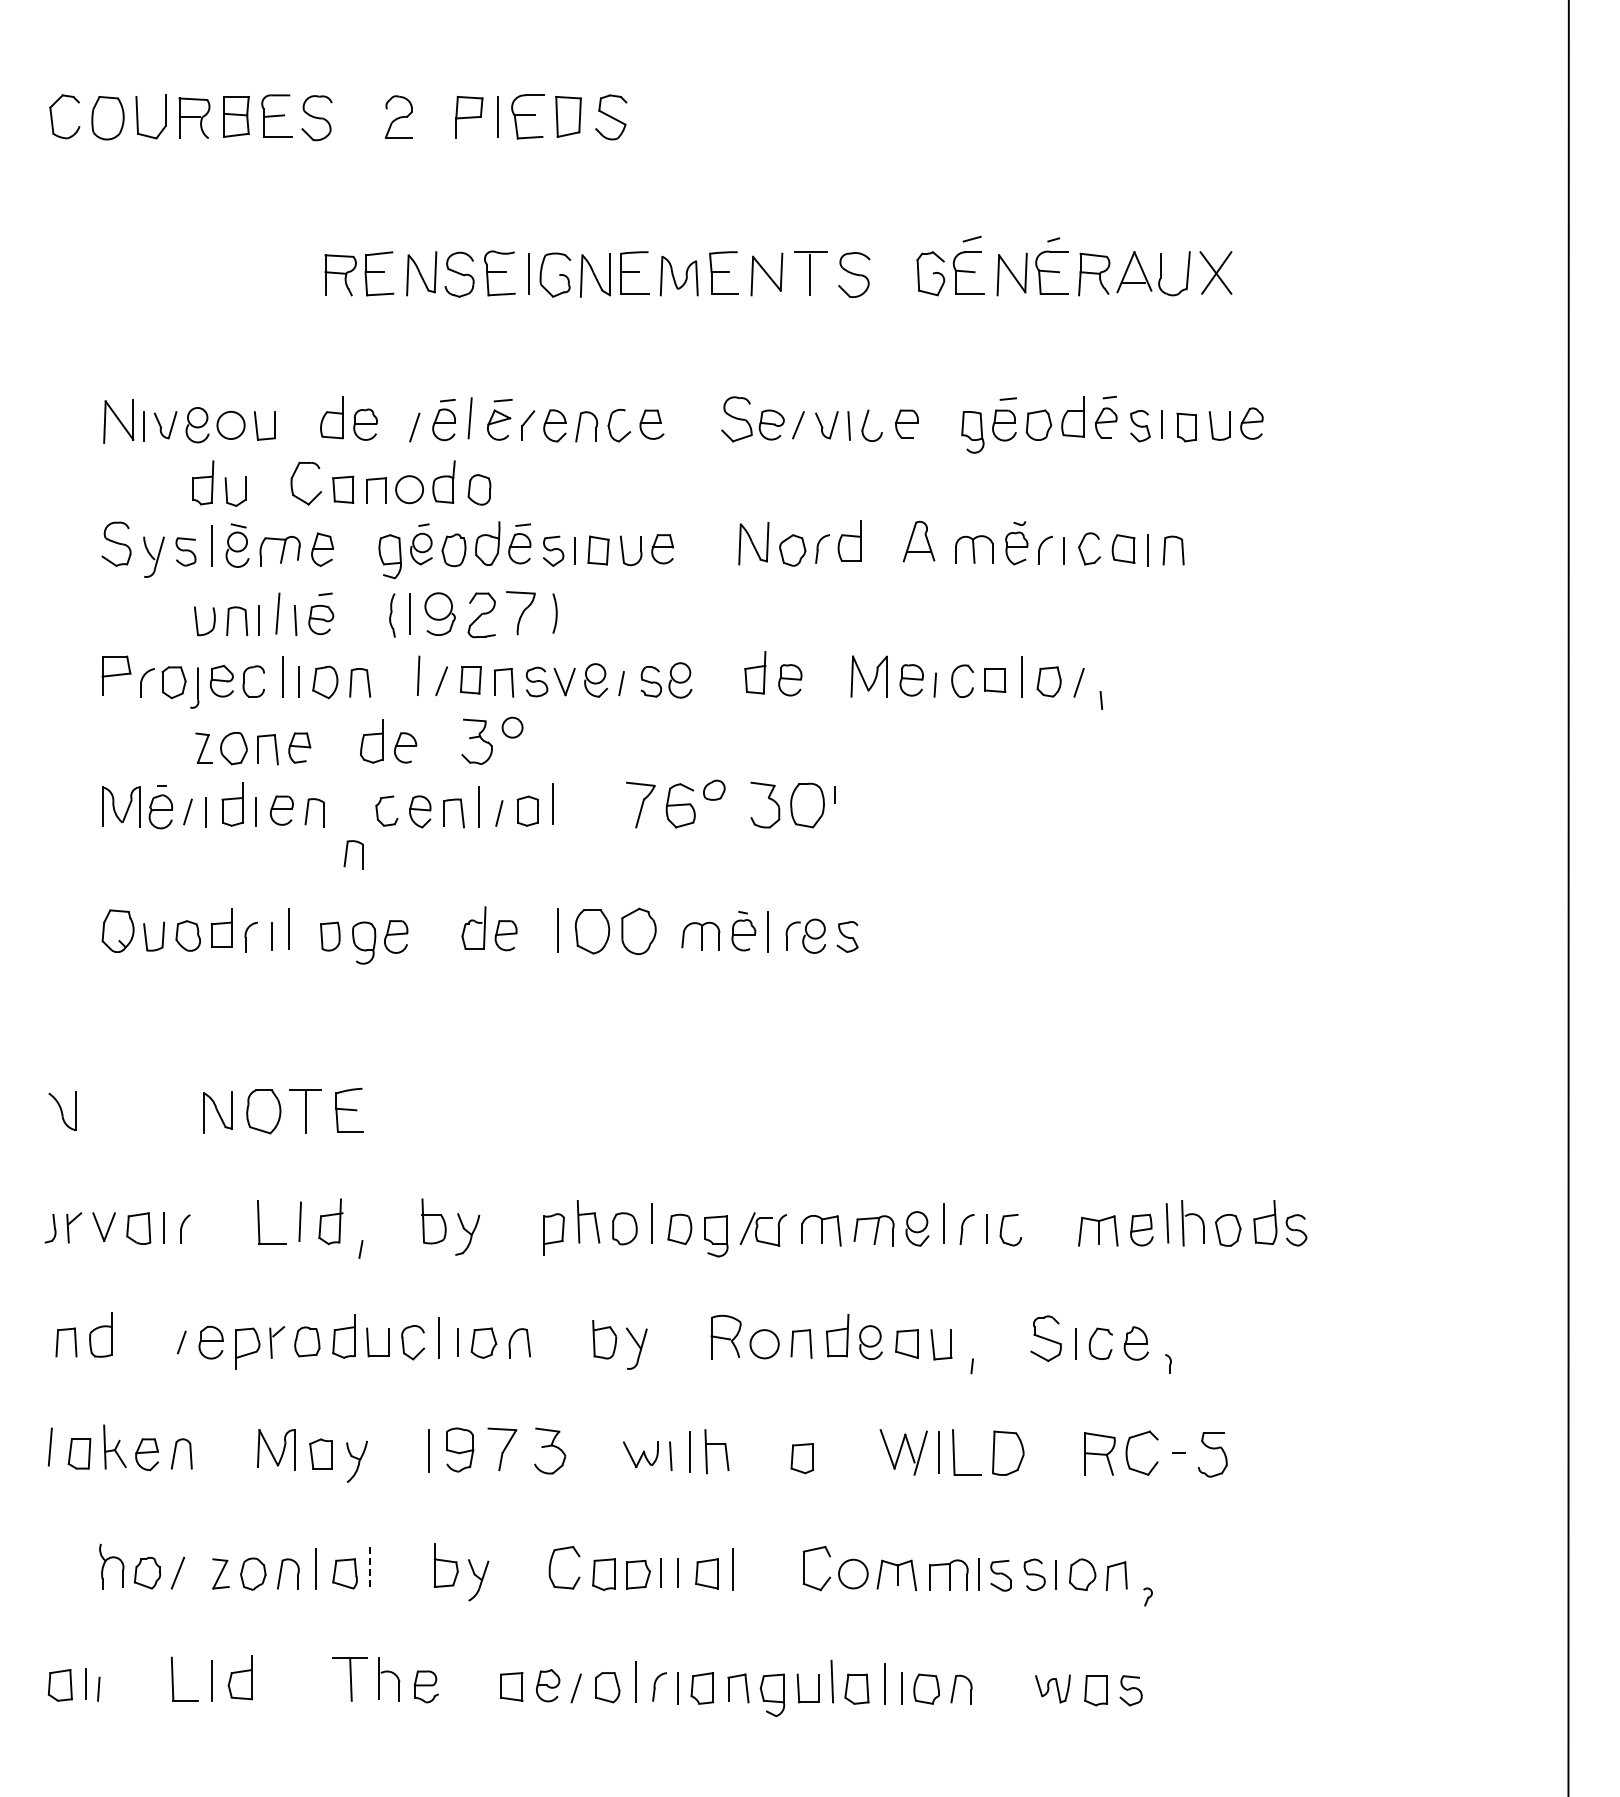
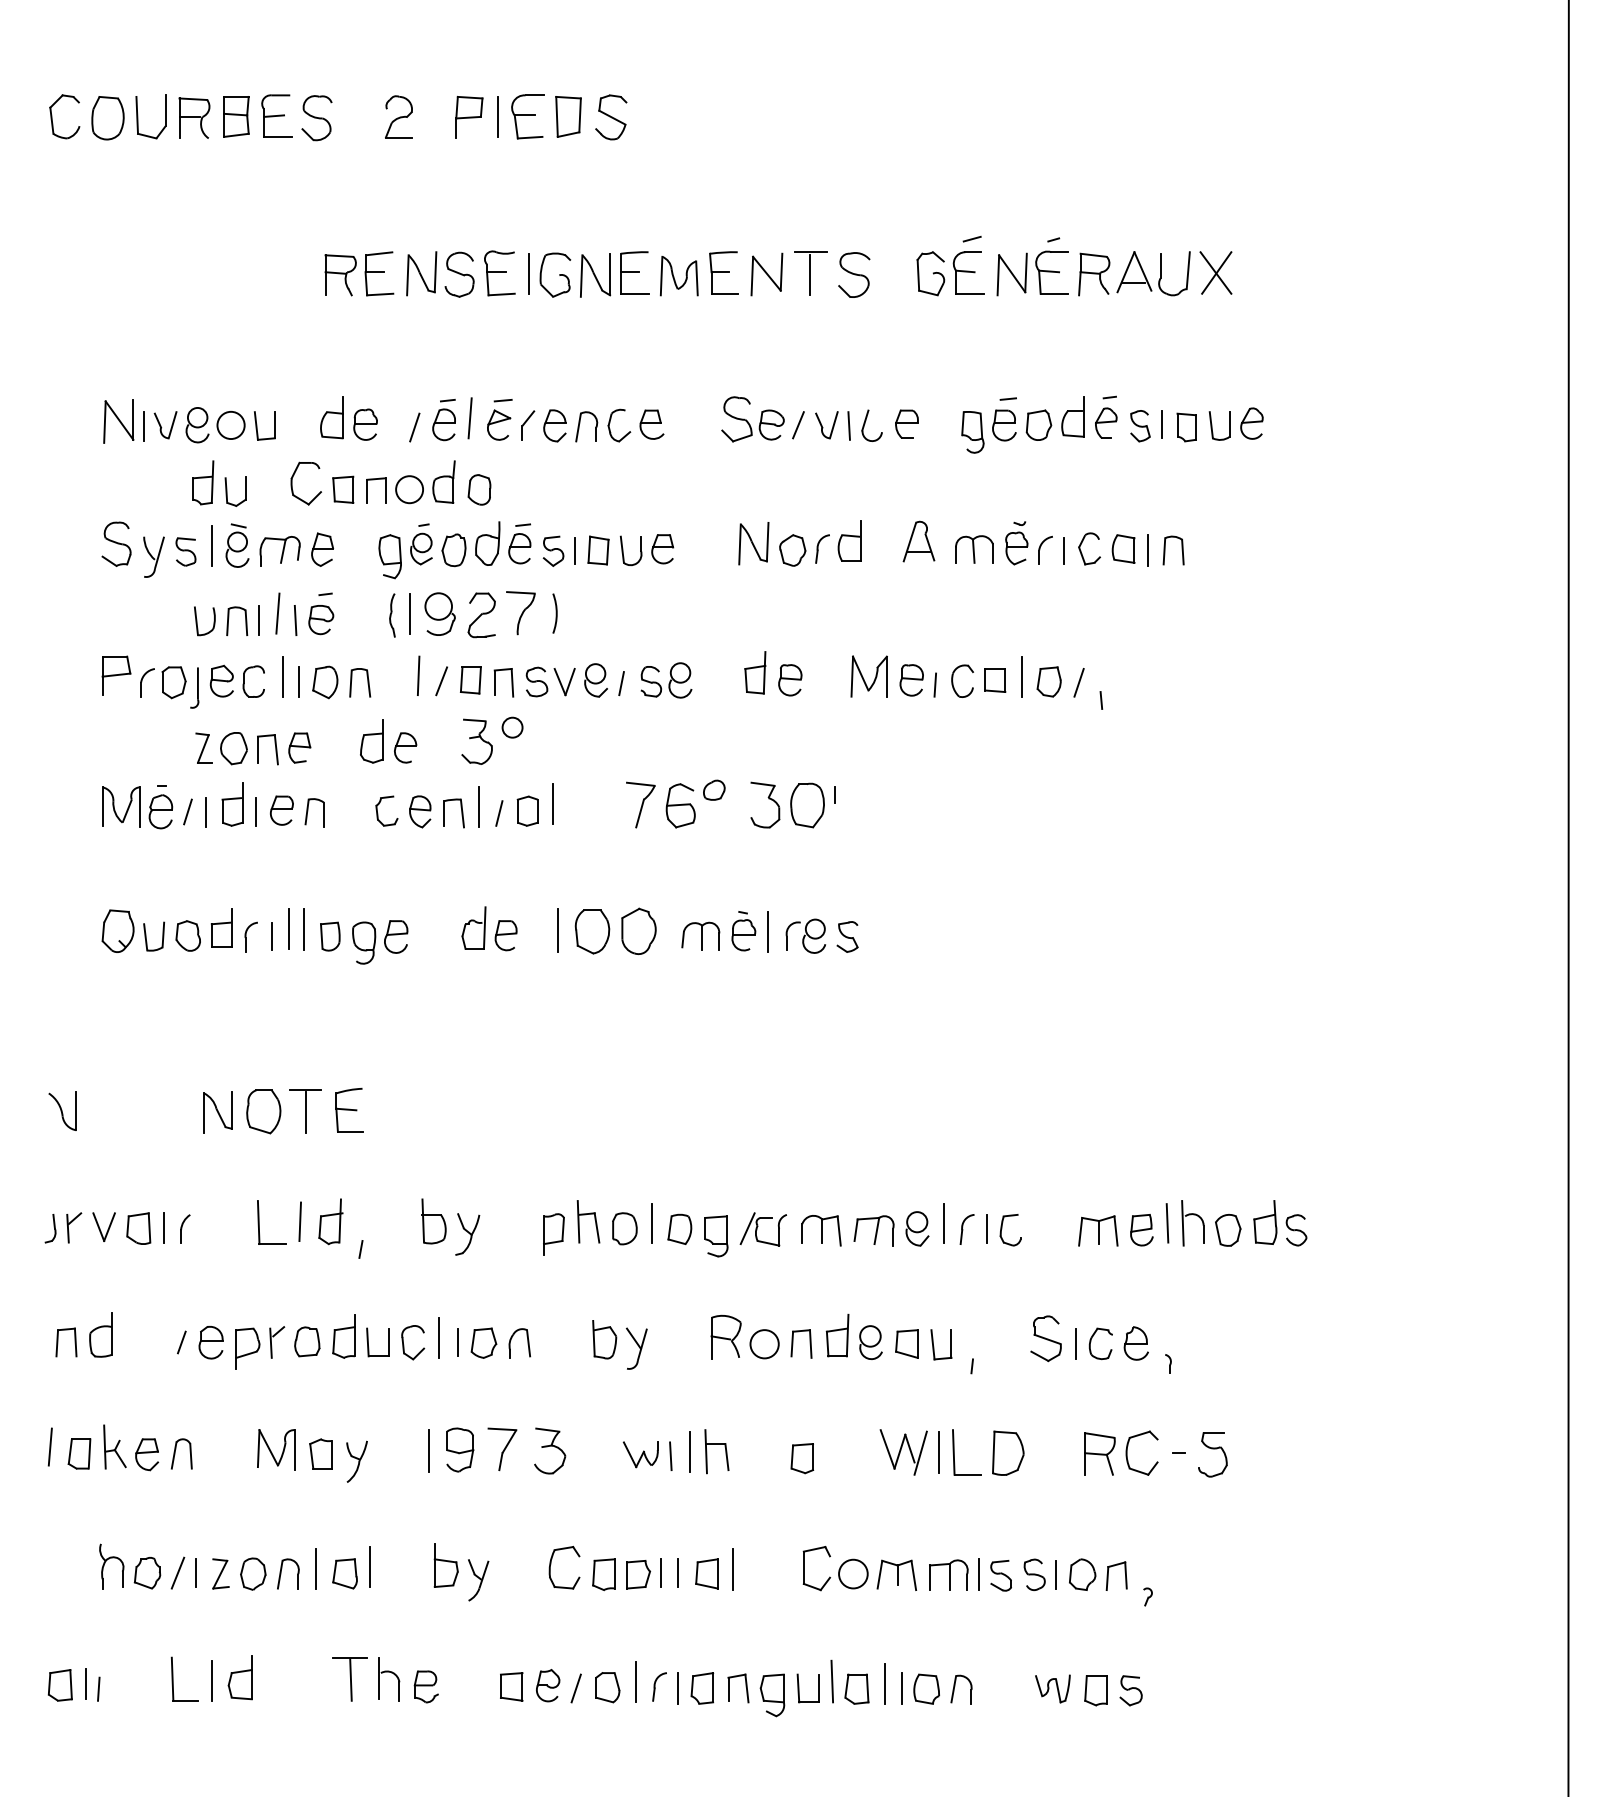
part: present -> none (347, 853)
line: none -> present (304, 929)
line: dashed -> solid (370, 1567)
line: none -> present (196, 1573)
